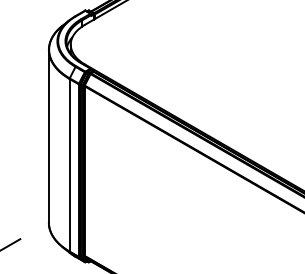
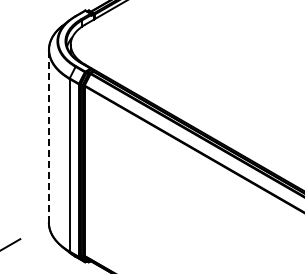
line: solid -> dashed (48, 135)
